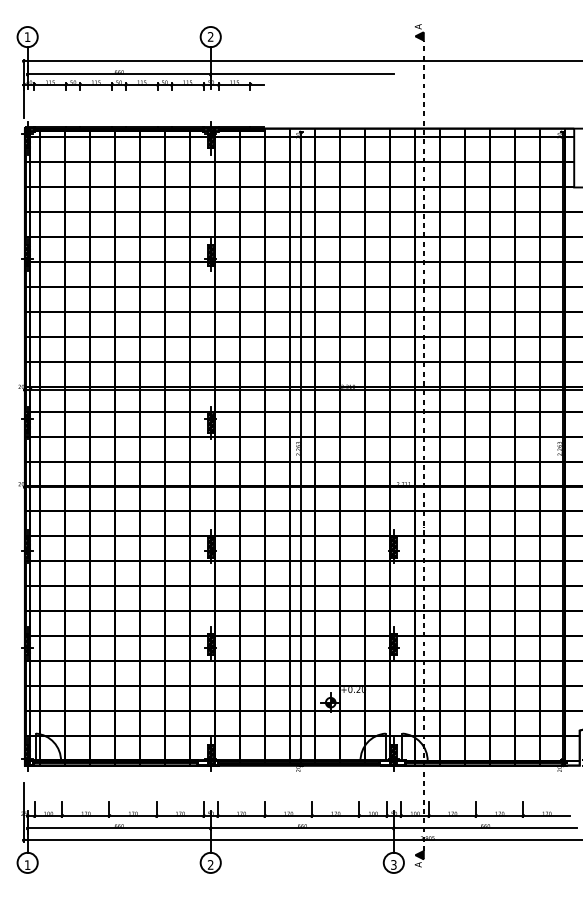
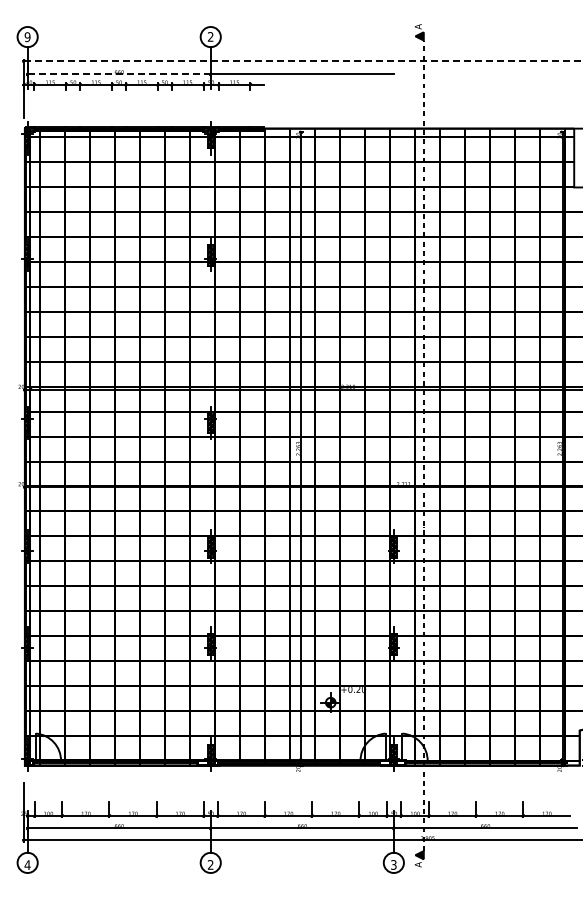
text: 1 -> 9 (27, 37)
line: solid -> dashed (303, 61)
line: solid -> dashed (119, 74)
text: 1 -> 4 (27, 864)
